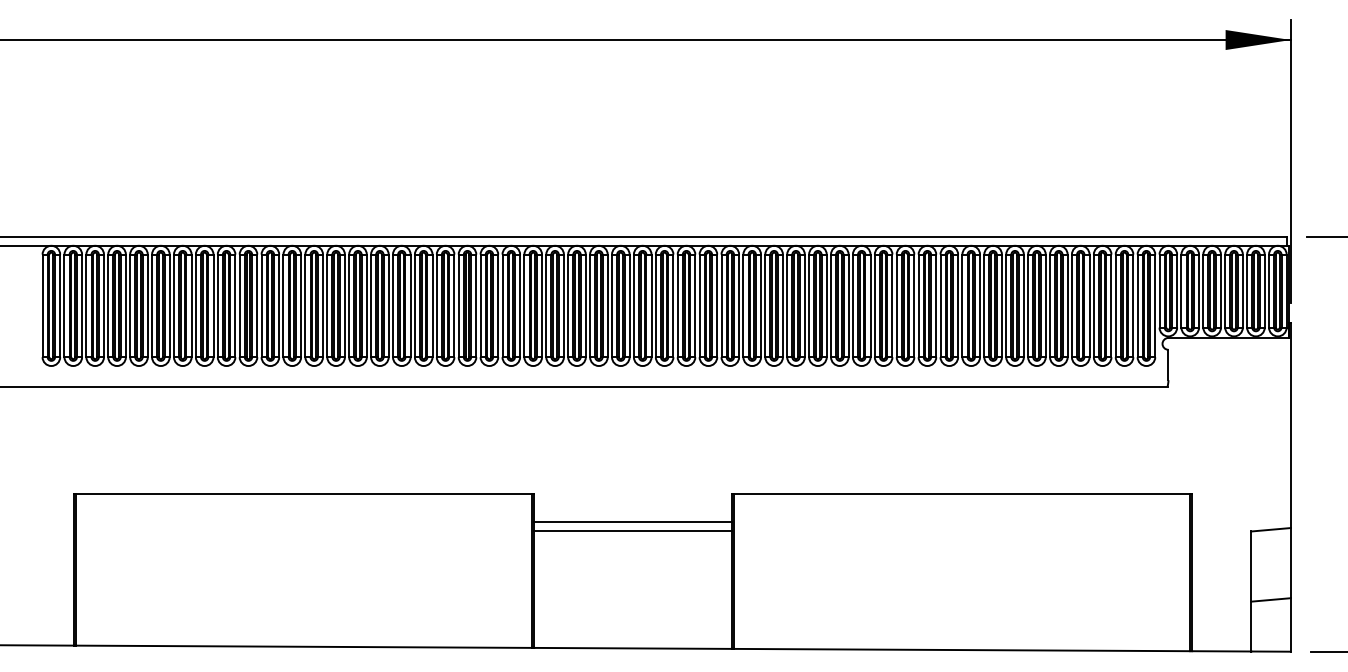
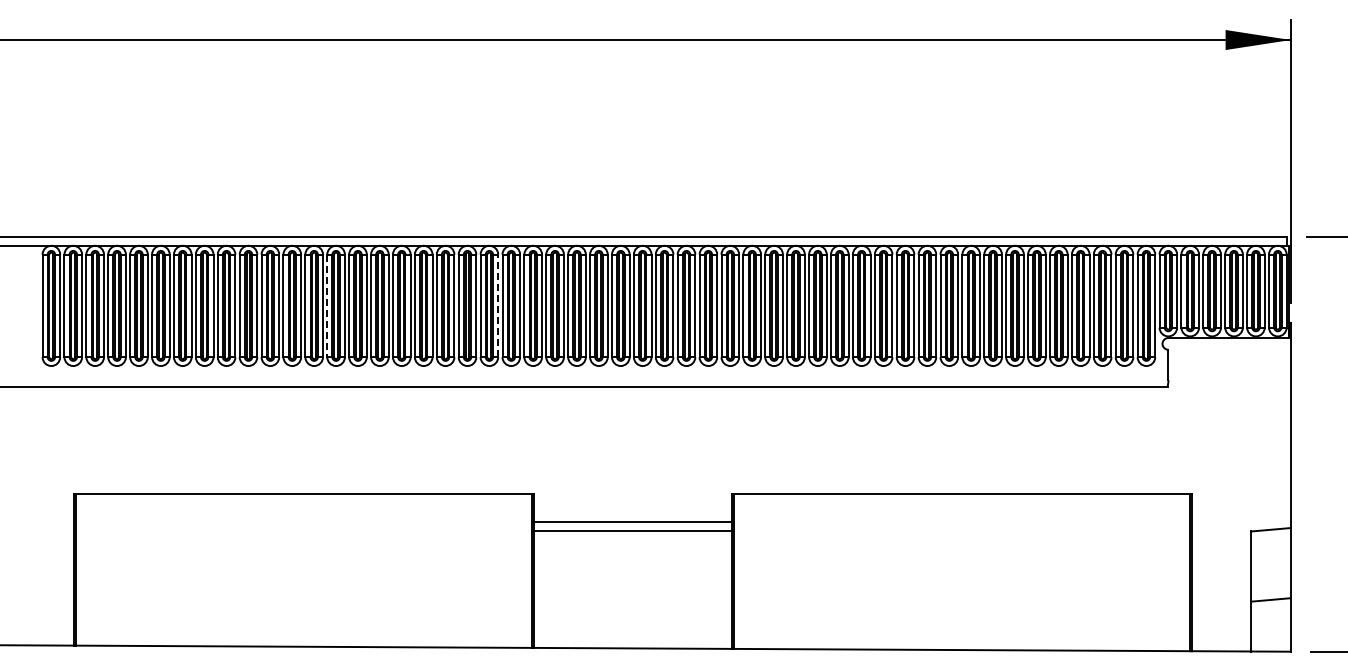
line: solid -> dashed (498, 305)
line: solid -> dashed (327, 306)
